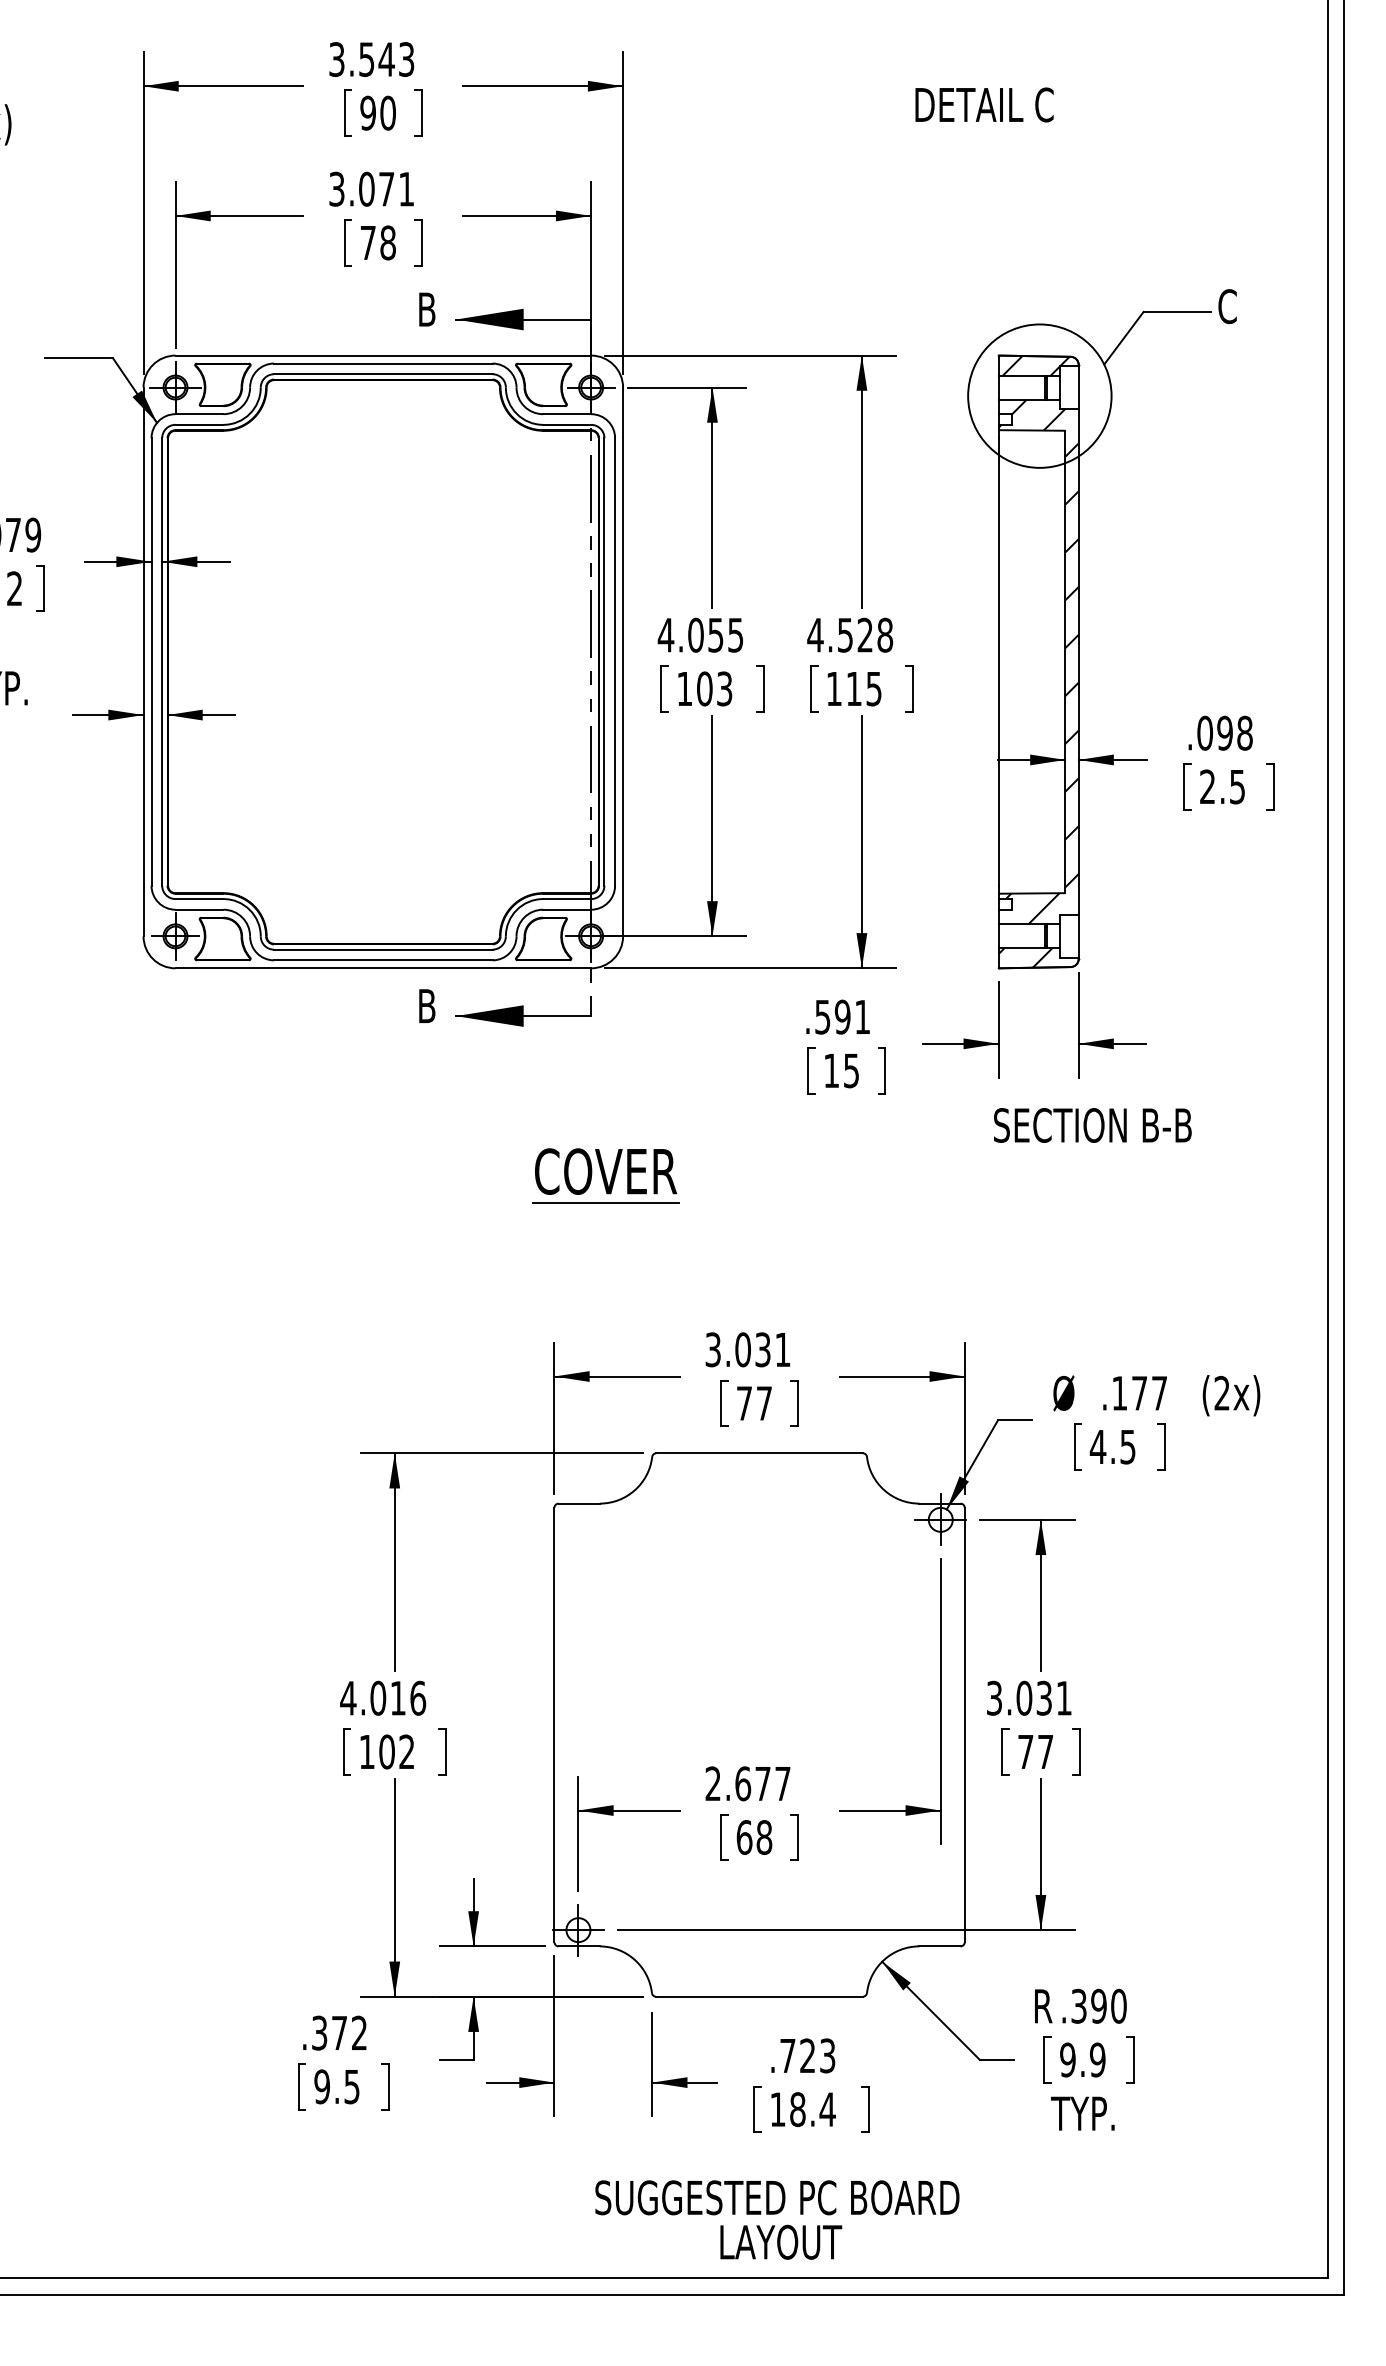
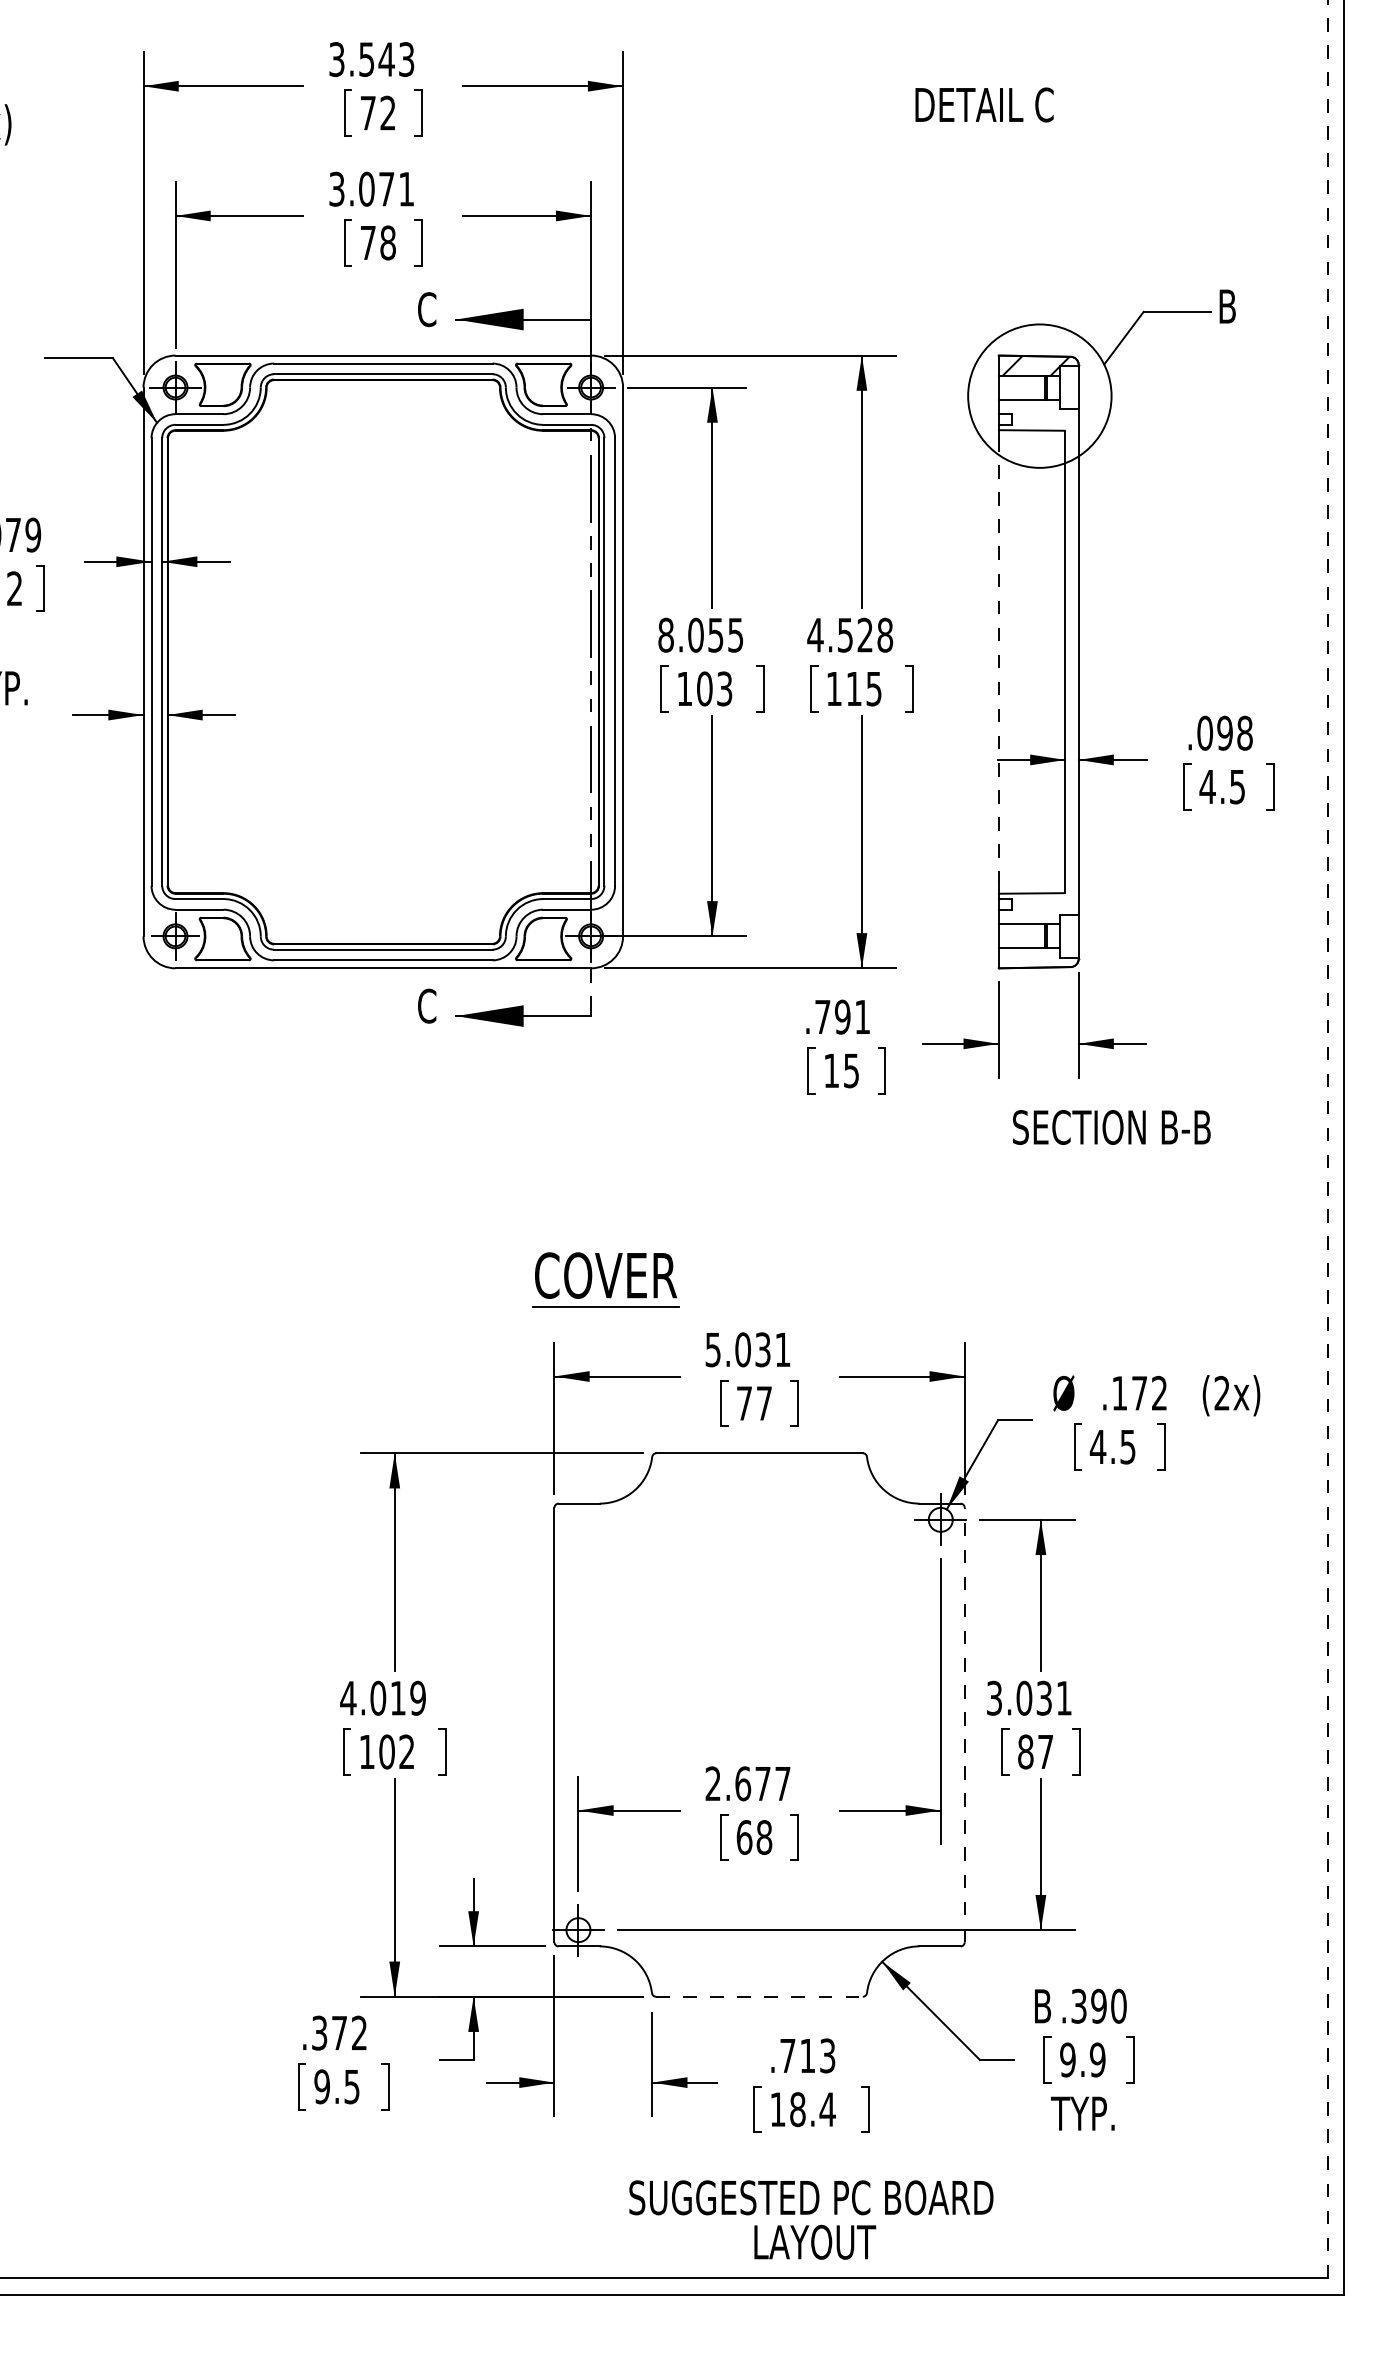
text: 90 -> 72 (377, 112)
text: C -> B (1227, 306)
text: B -> C (427, 309)
text: 4.055 -> 8.055 (665, 634)
line: solid -> dashed (998, 661)
hatch: present -> none (1038, 661)
text: 2.5 -> 4.5 (1207, 786)
hatch: present -> none (1025, 957)
text: B -> C (427, 1005)
text: .591 -> .791 (822, 1017)
text position: (1092, 1125) -> (1111, 1127) (1111, 1127)
line: solid -> dashed (1327, 1139)
part position: (605, 1175) -> (605, 1279) (605, 1279)
text: 3.031 -> 5.031 (713, 1349)
text: .177 -> .172 (1159, 1392)
text: 4.016 -> 4.019 (418, 1697)
line: solid -> dashed (964, 1724)
text: 77 -> 87 (1025, 1751)
line: solid -> dashed (759, 1996)
text: R -> B (1045, 2006)
text: .723 -> .713 (807, 2055)
text position: (777, 2219) -> (811, 2219) (811, 2219)
